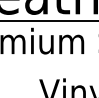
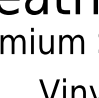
line: present -> none (48, 21)
